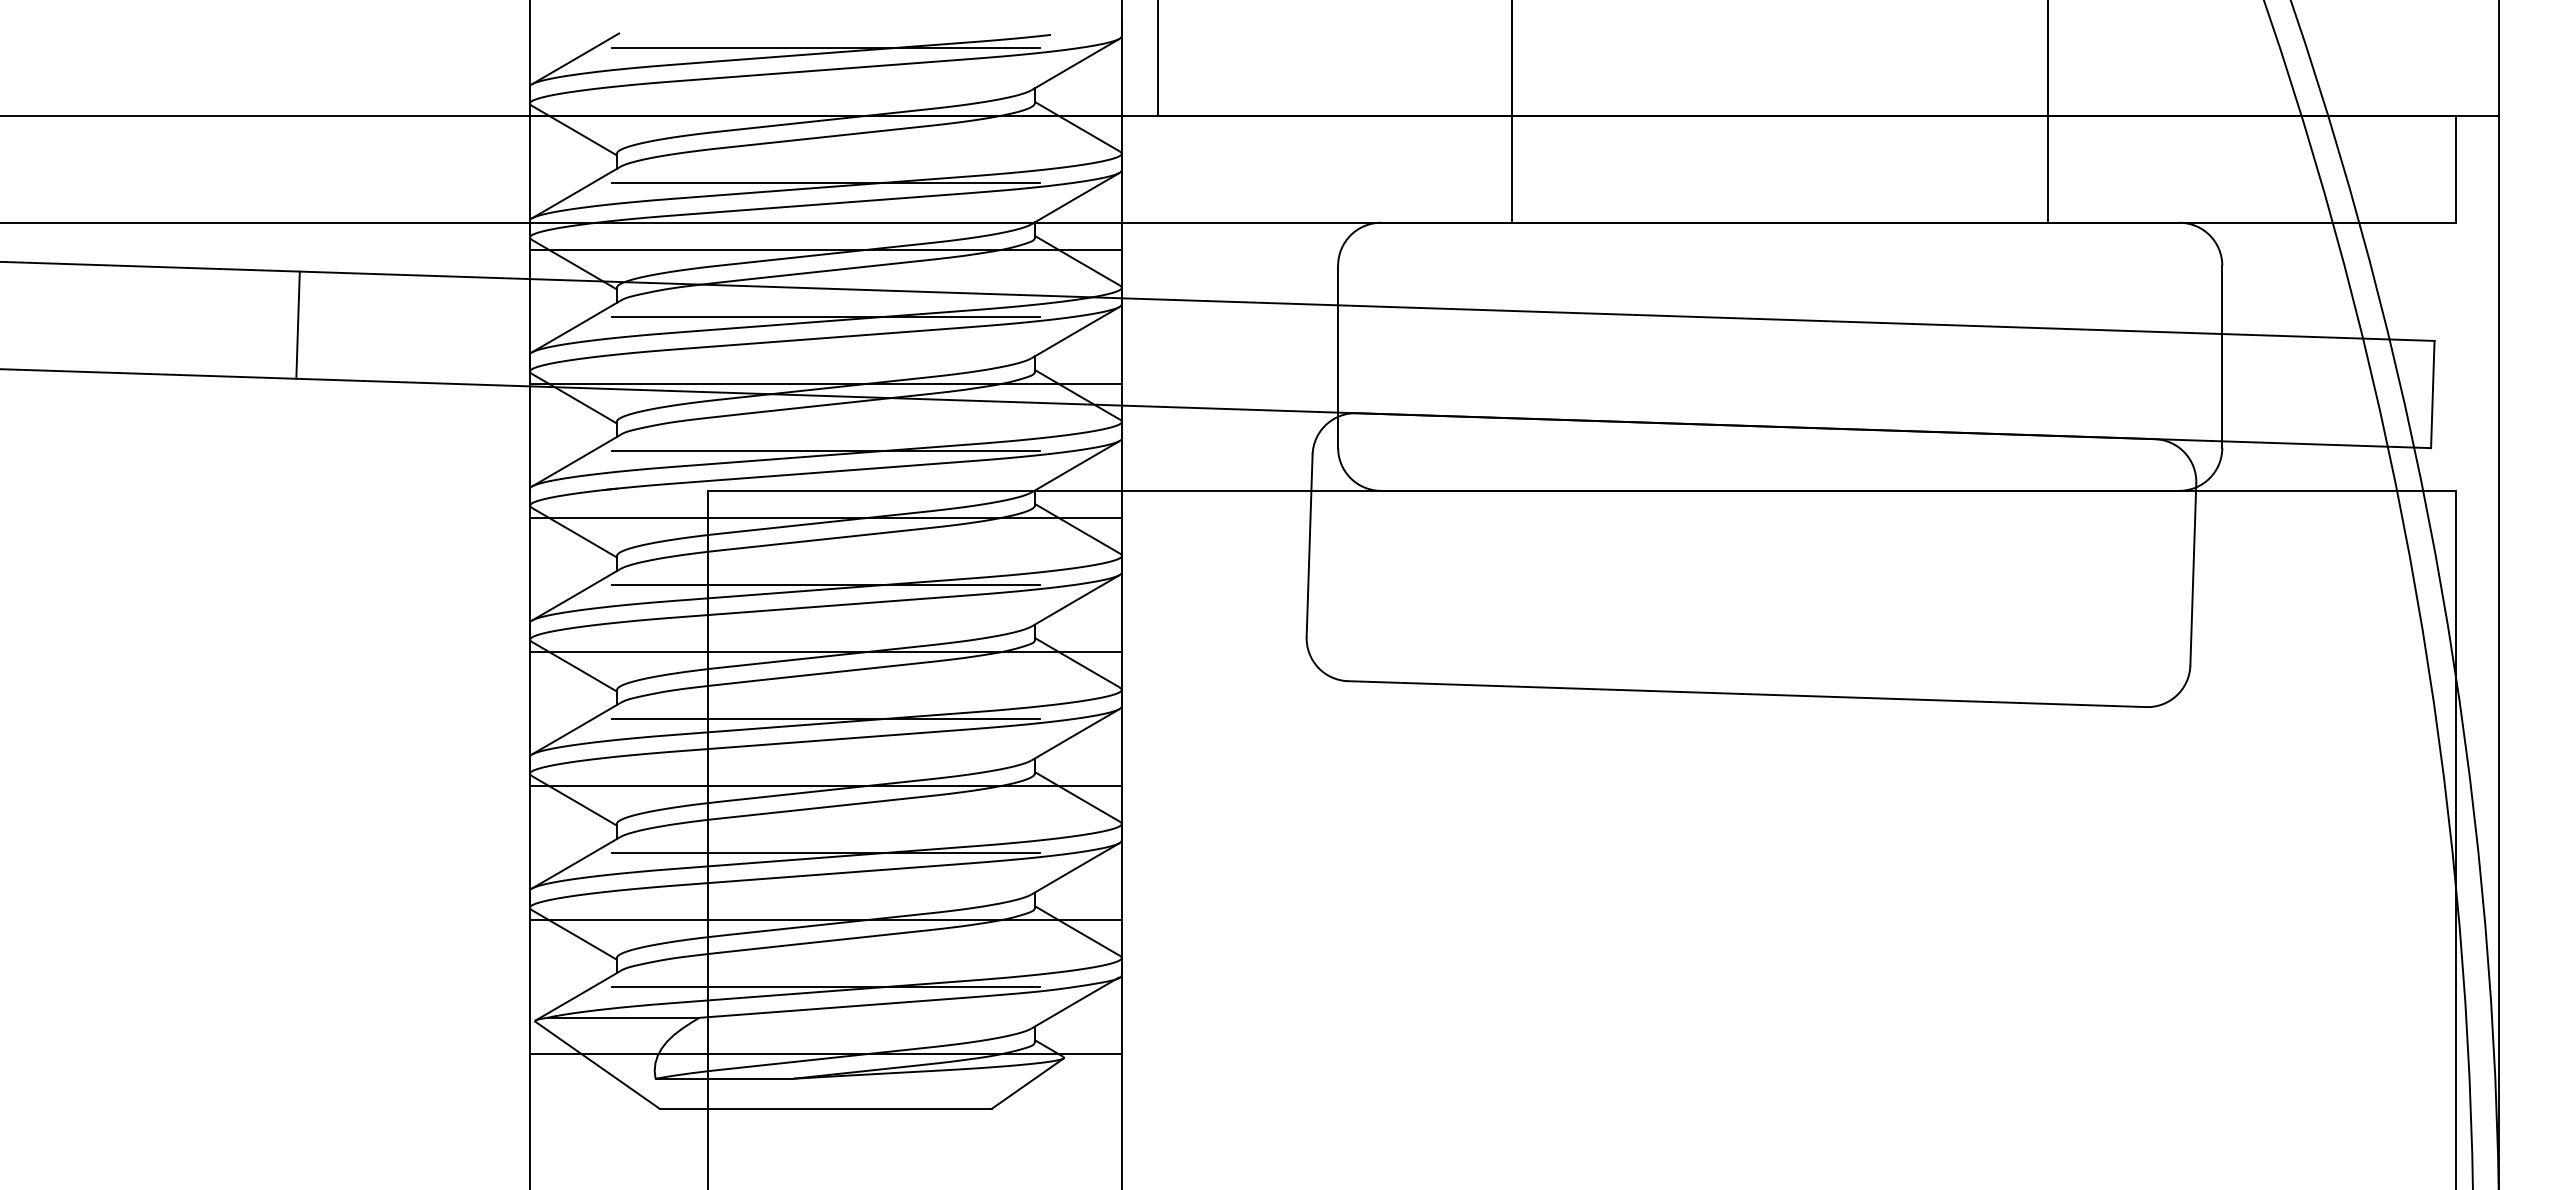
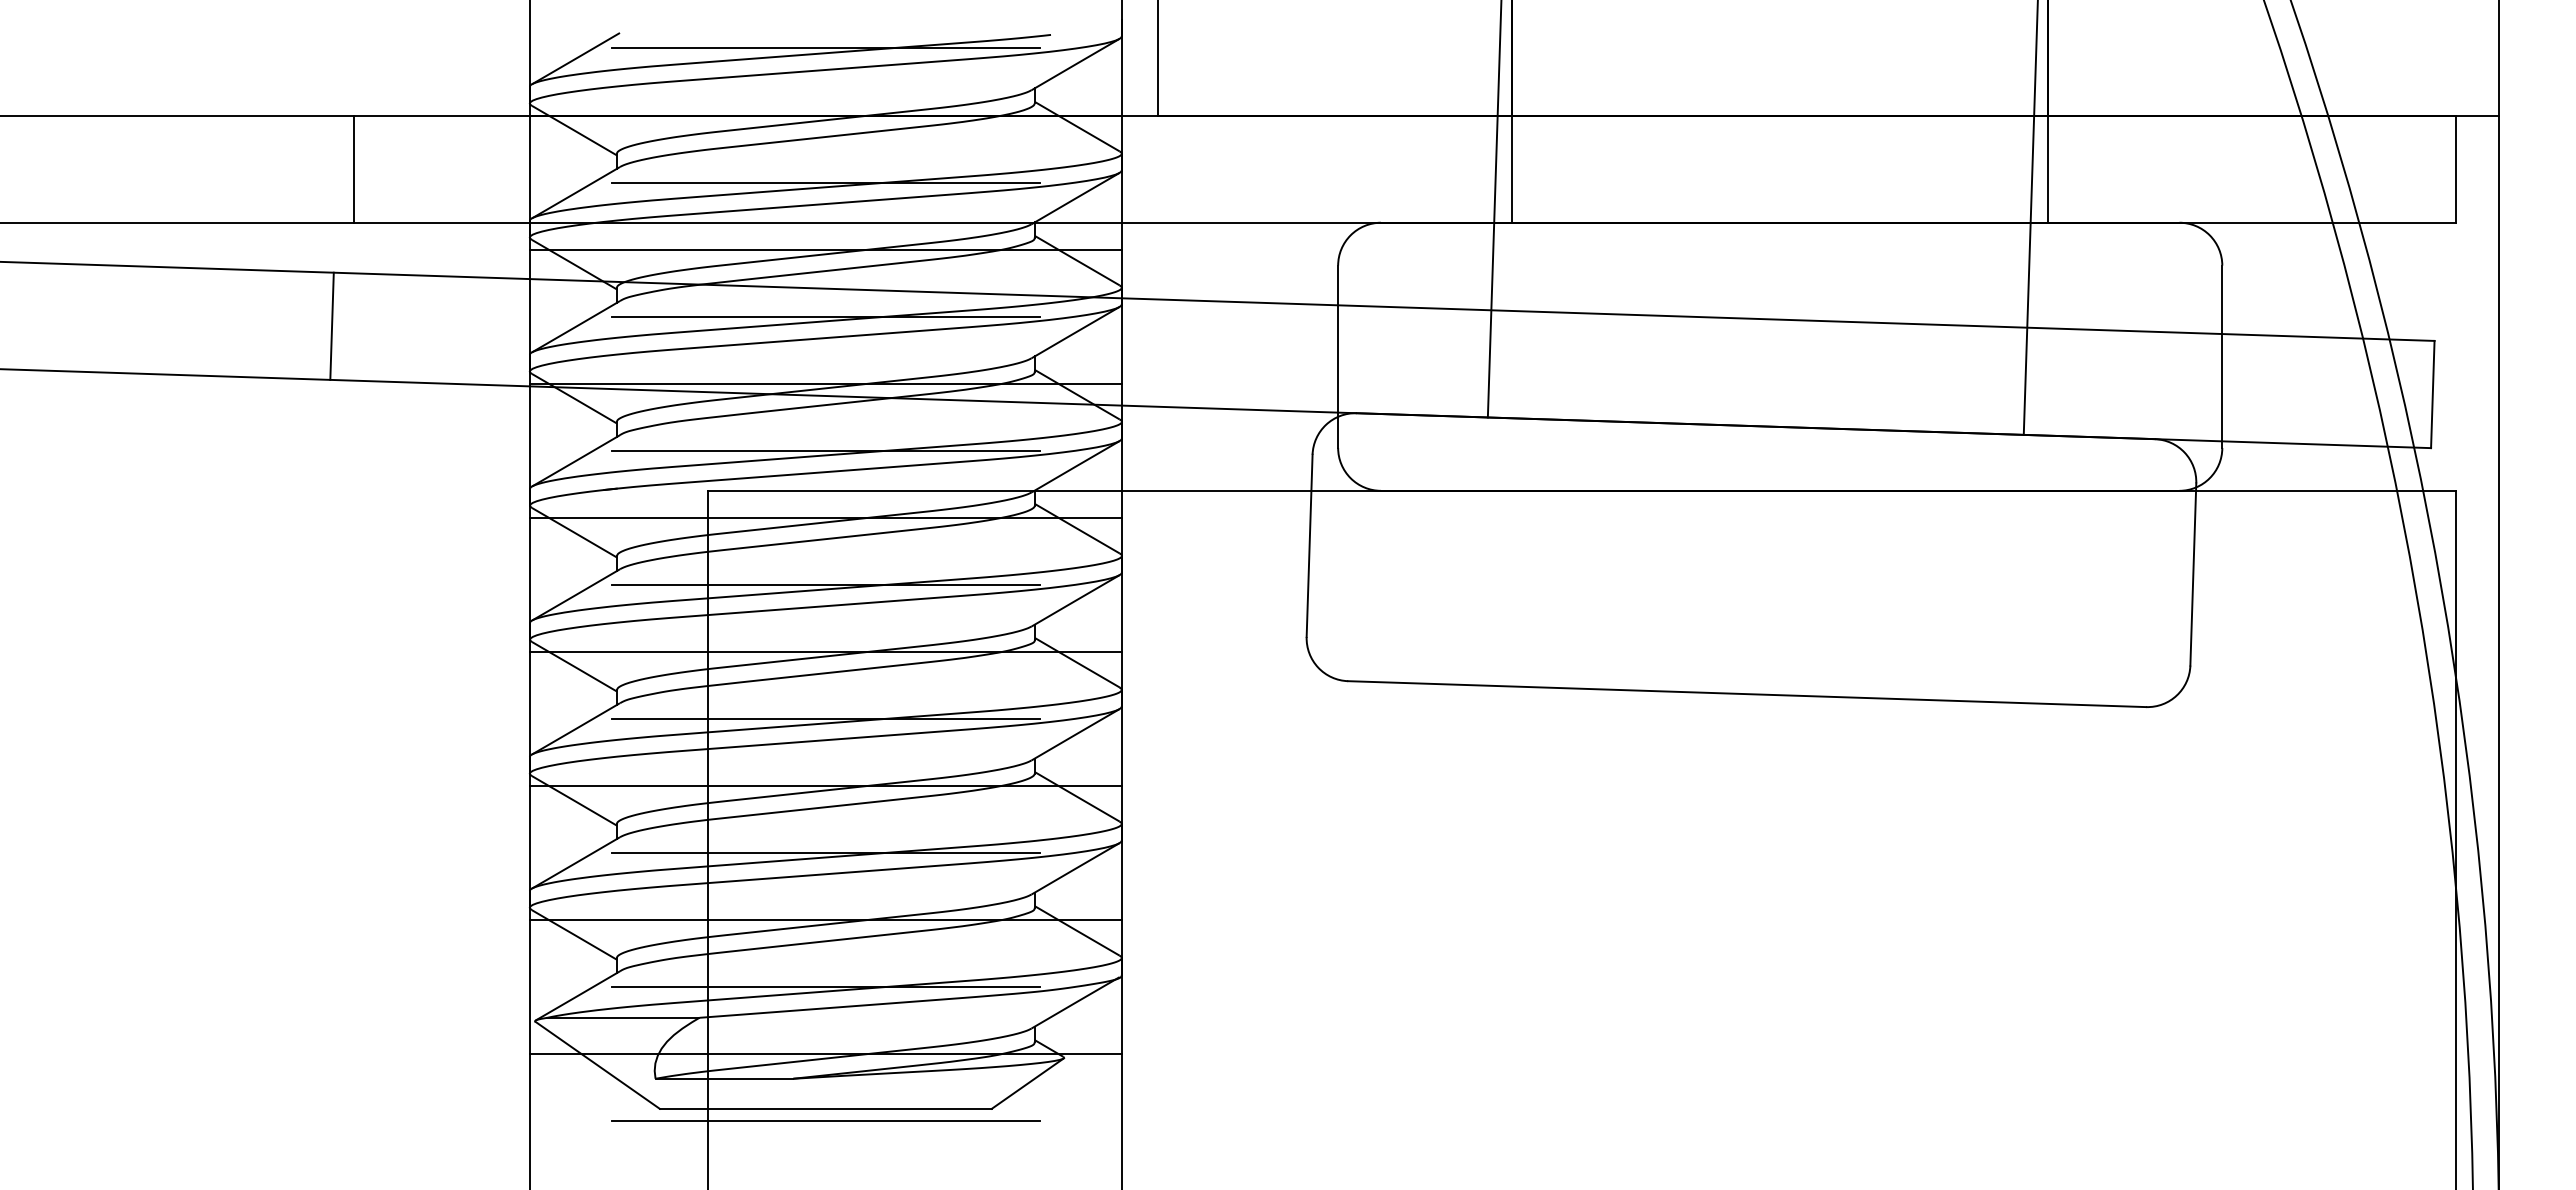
line: none -> present (353, 168)
line: none -> present (1494, 209)
line: none -> present (2030, 218)
line position: (297, 324) -> (331, 325) (331, 325)
line: none -> present (825, 1120)
